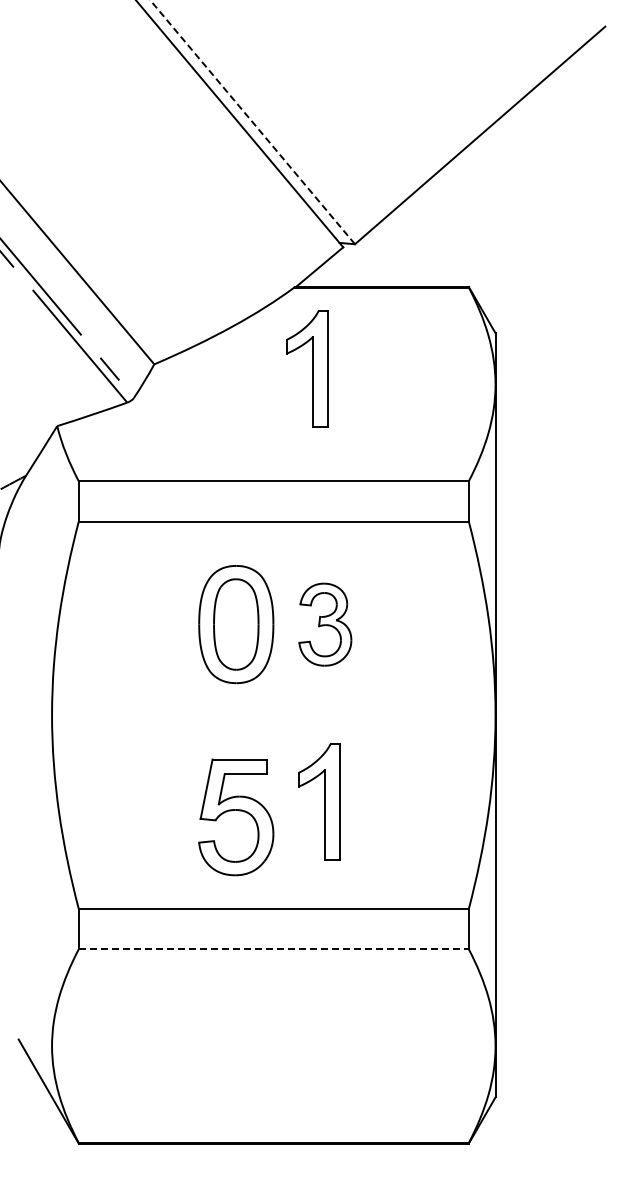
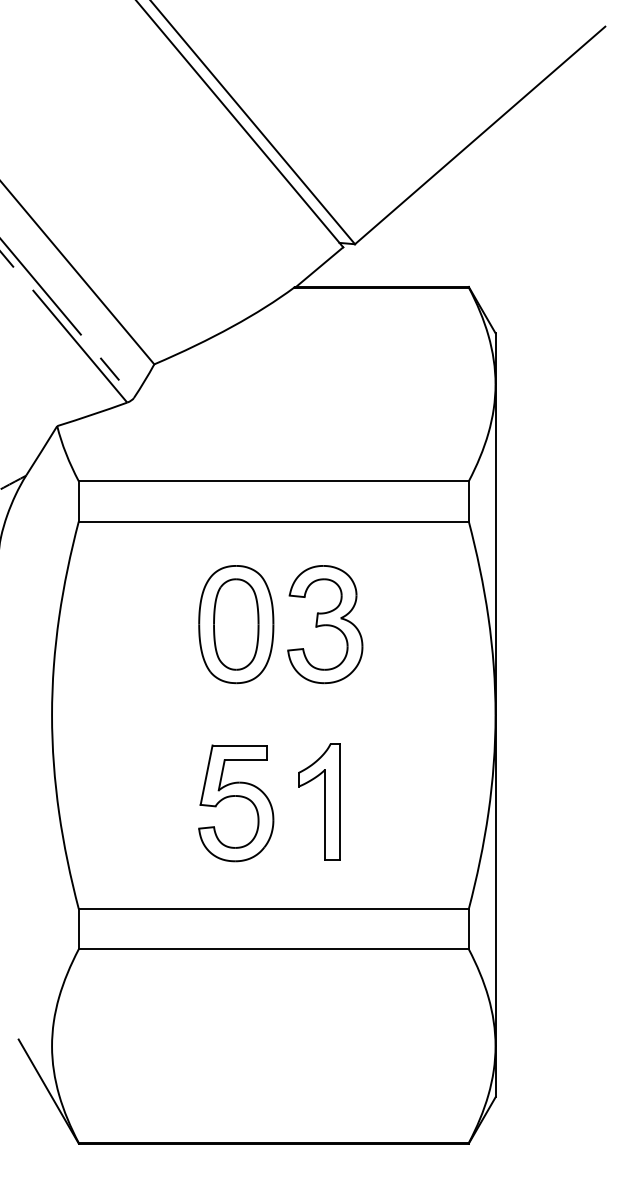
line: dashed -> solid (252, 122)
part: present -> none (307, 368)
part size: 55x85 px -> 77x120 px (325, 624)
part position: (239, 811) -> (239, 797) (239, 797)
line: dashed -> solid (274, 949)
